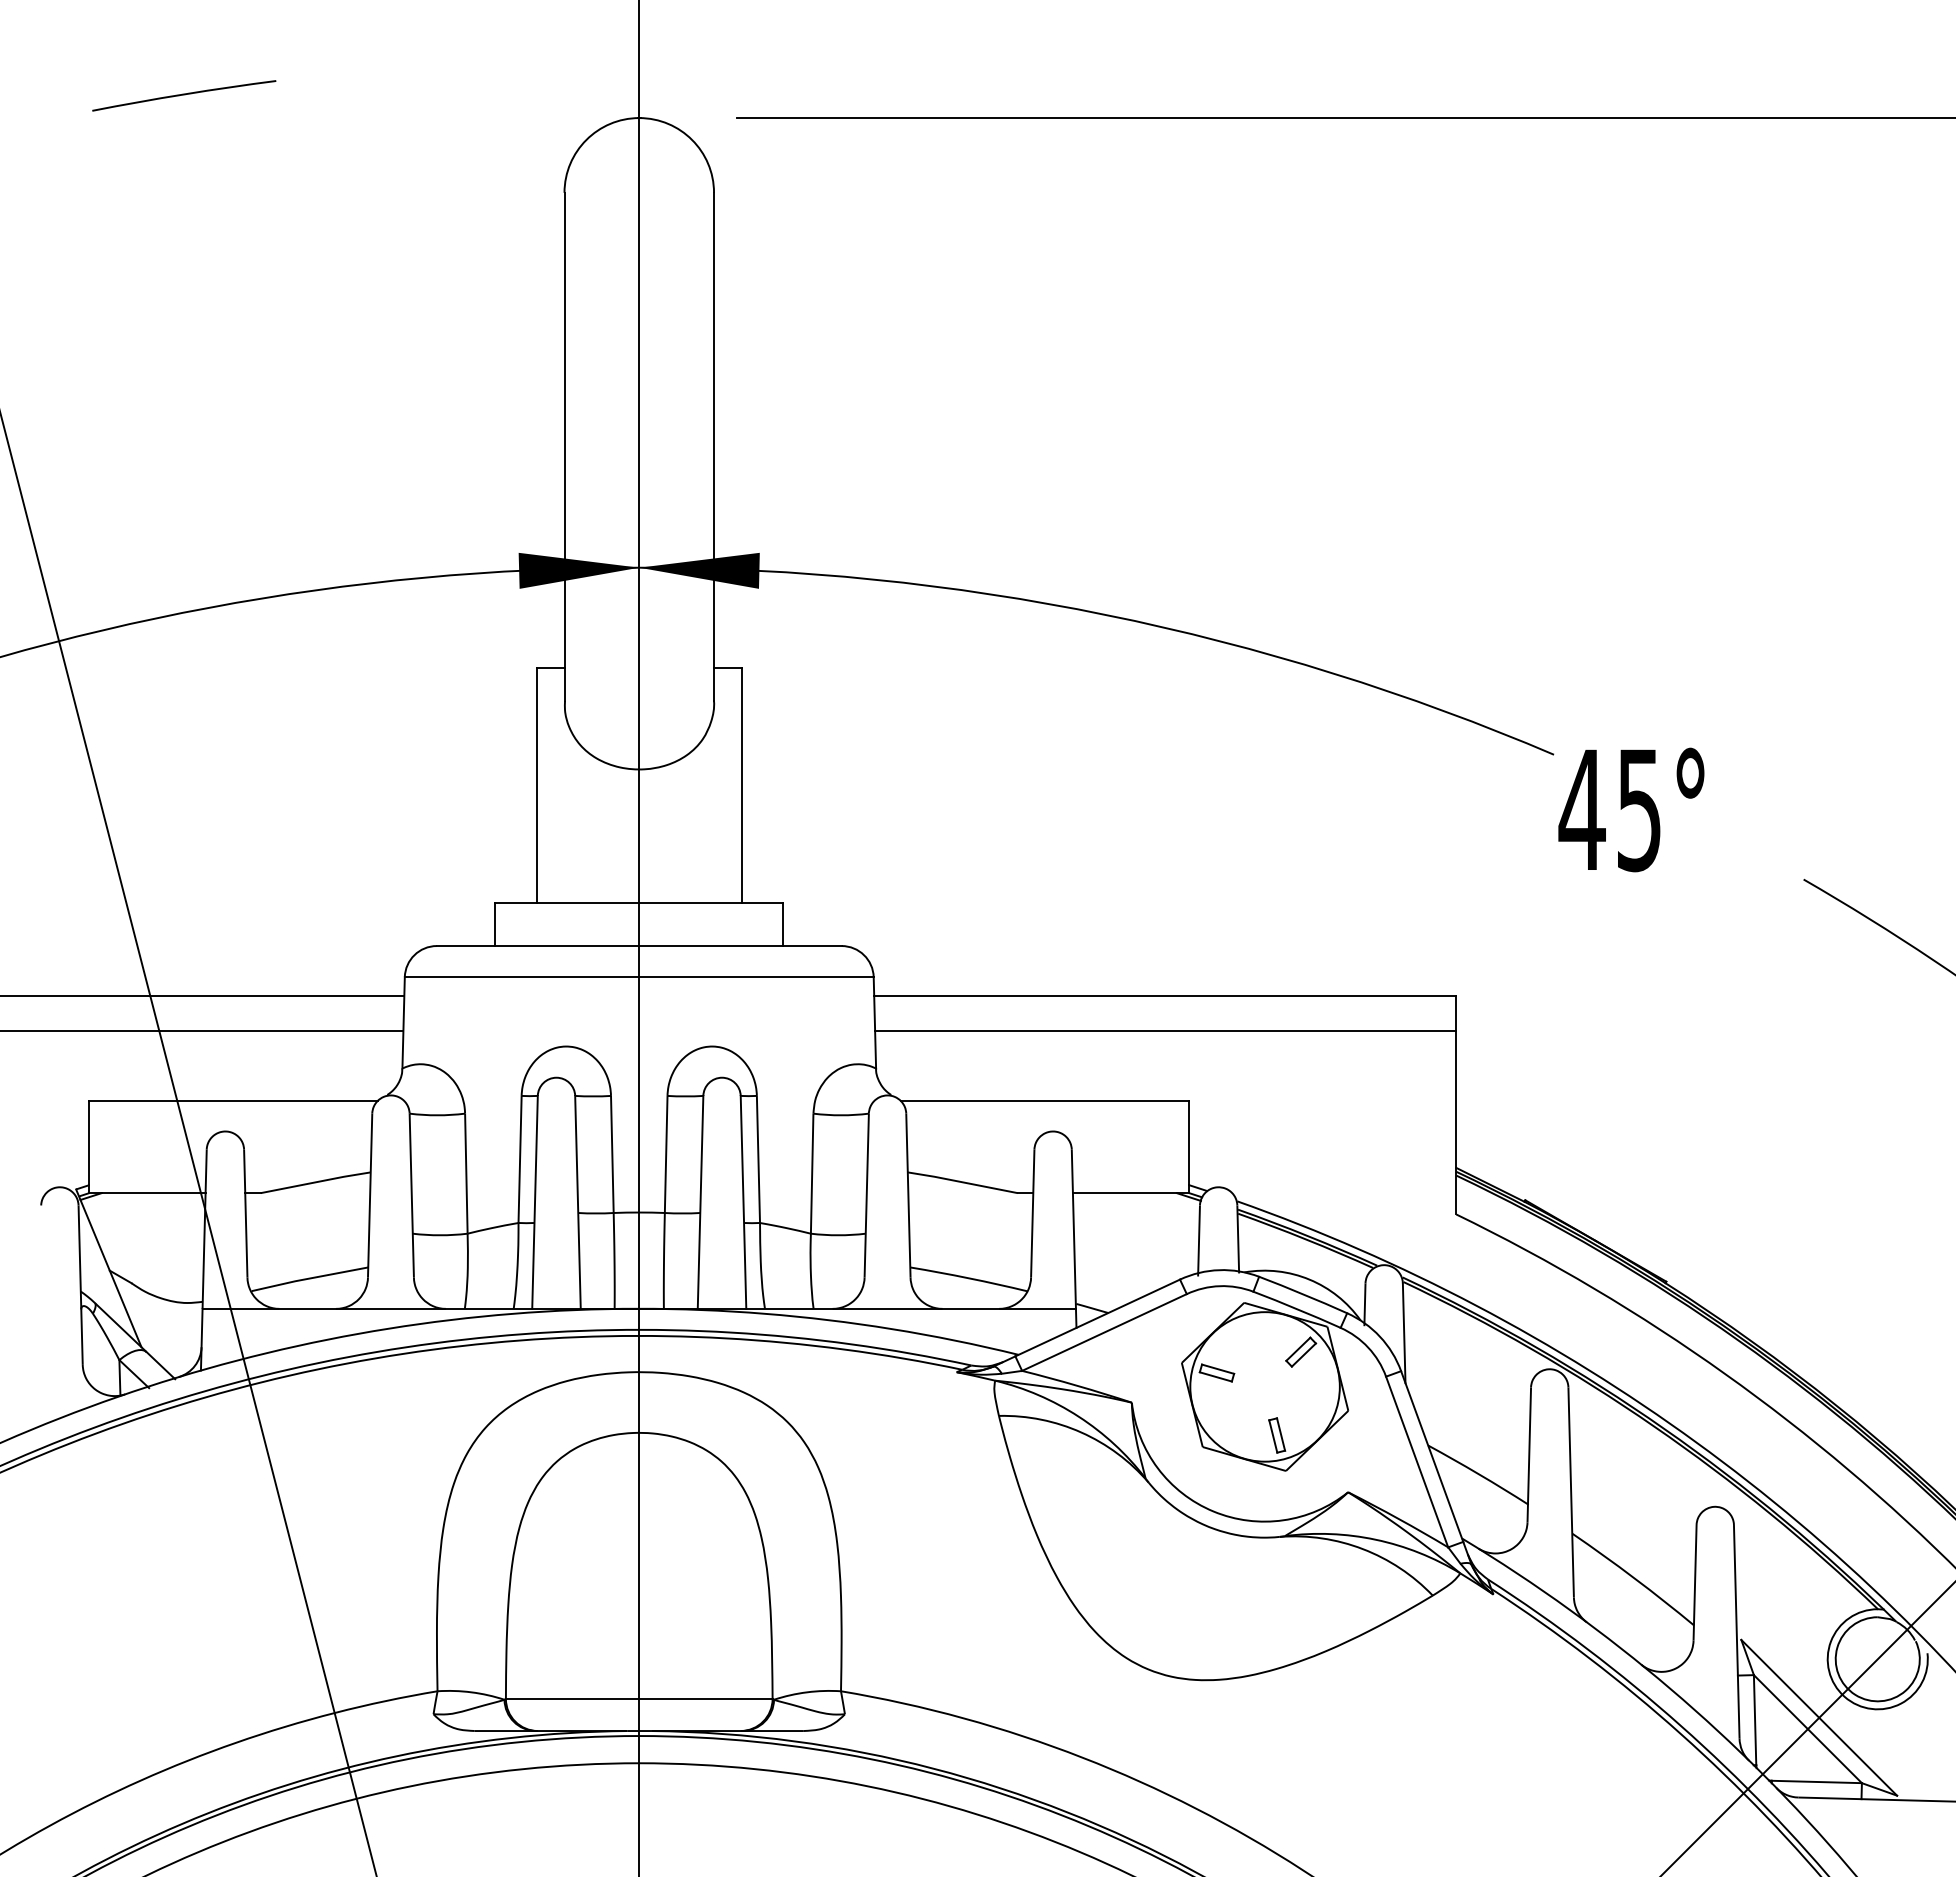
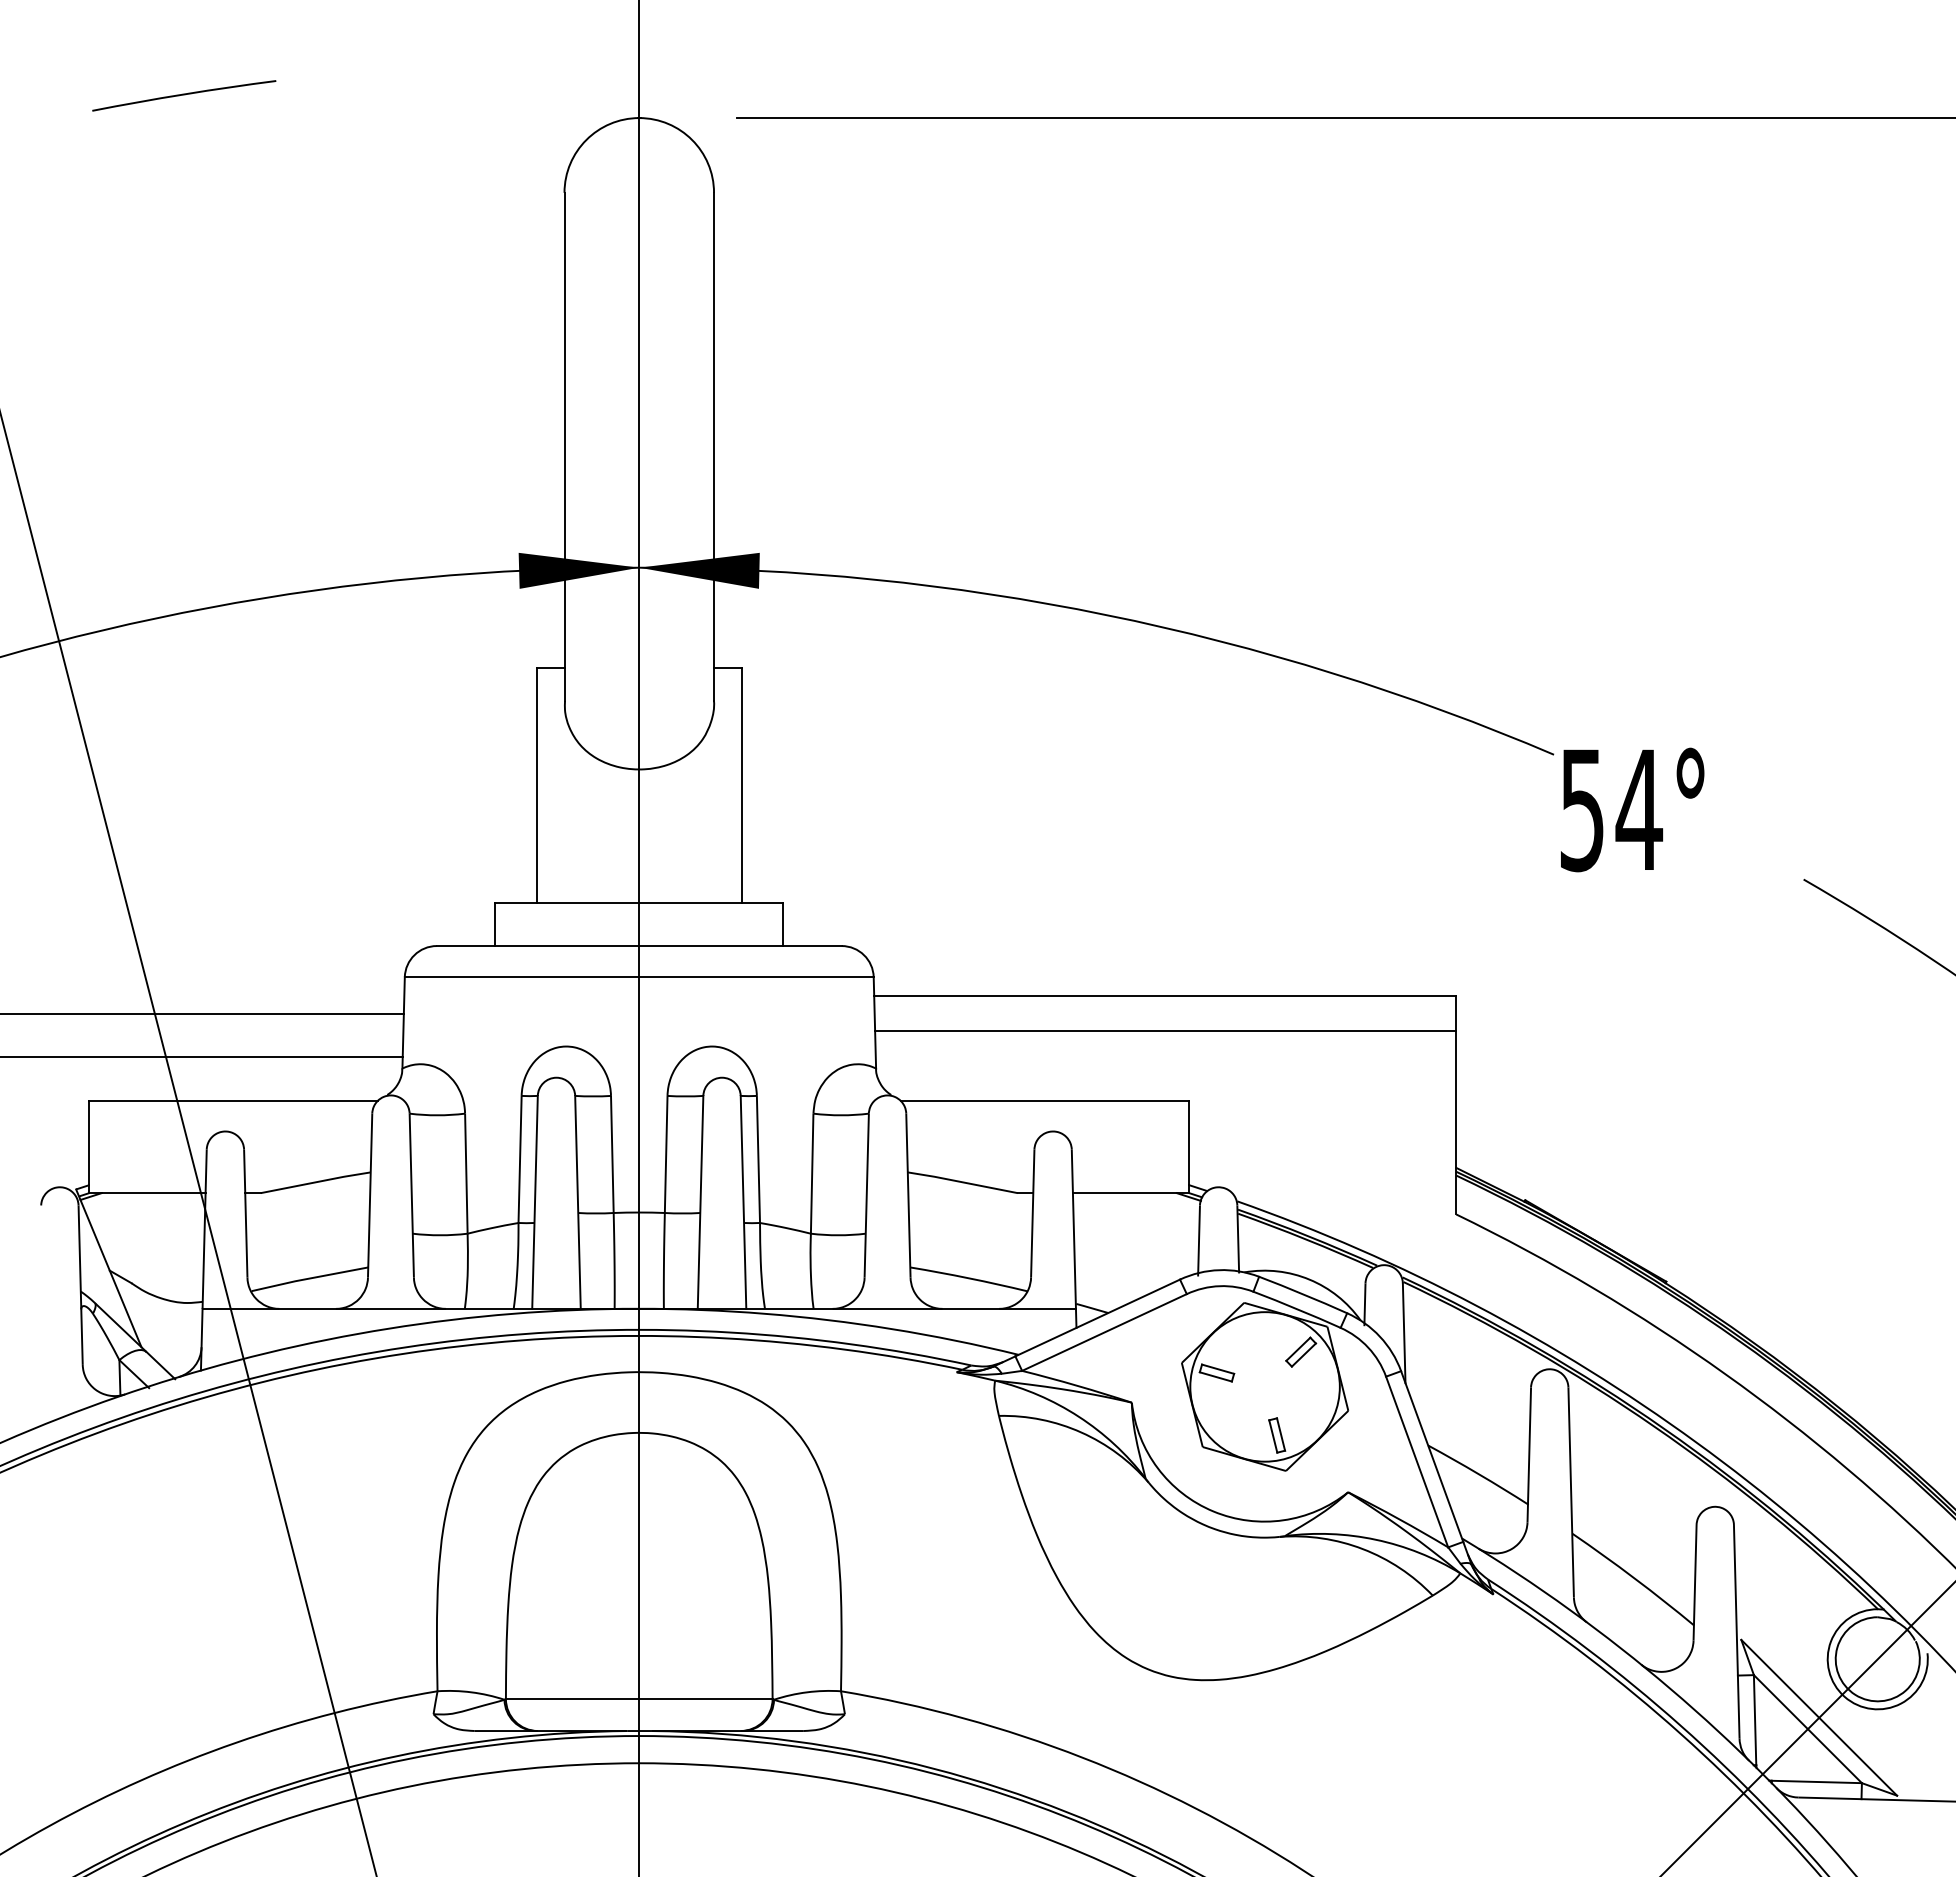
text: 45° -> 54° (1610, 810)
line position: (203, 995) -> (203, 1013) (203, 1013)
line position: (202, 1030) -> (202, 1056) (202, 1056)
